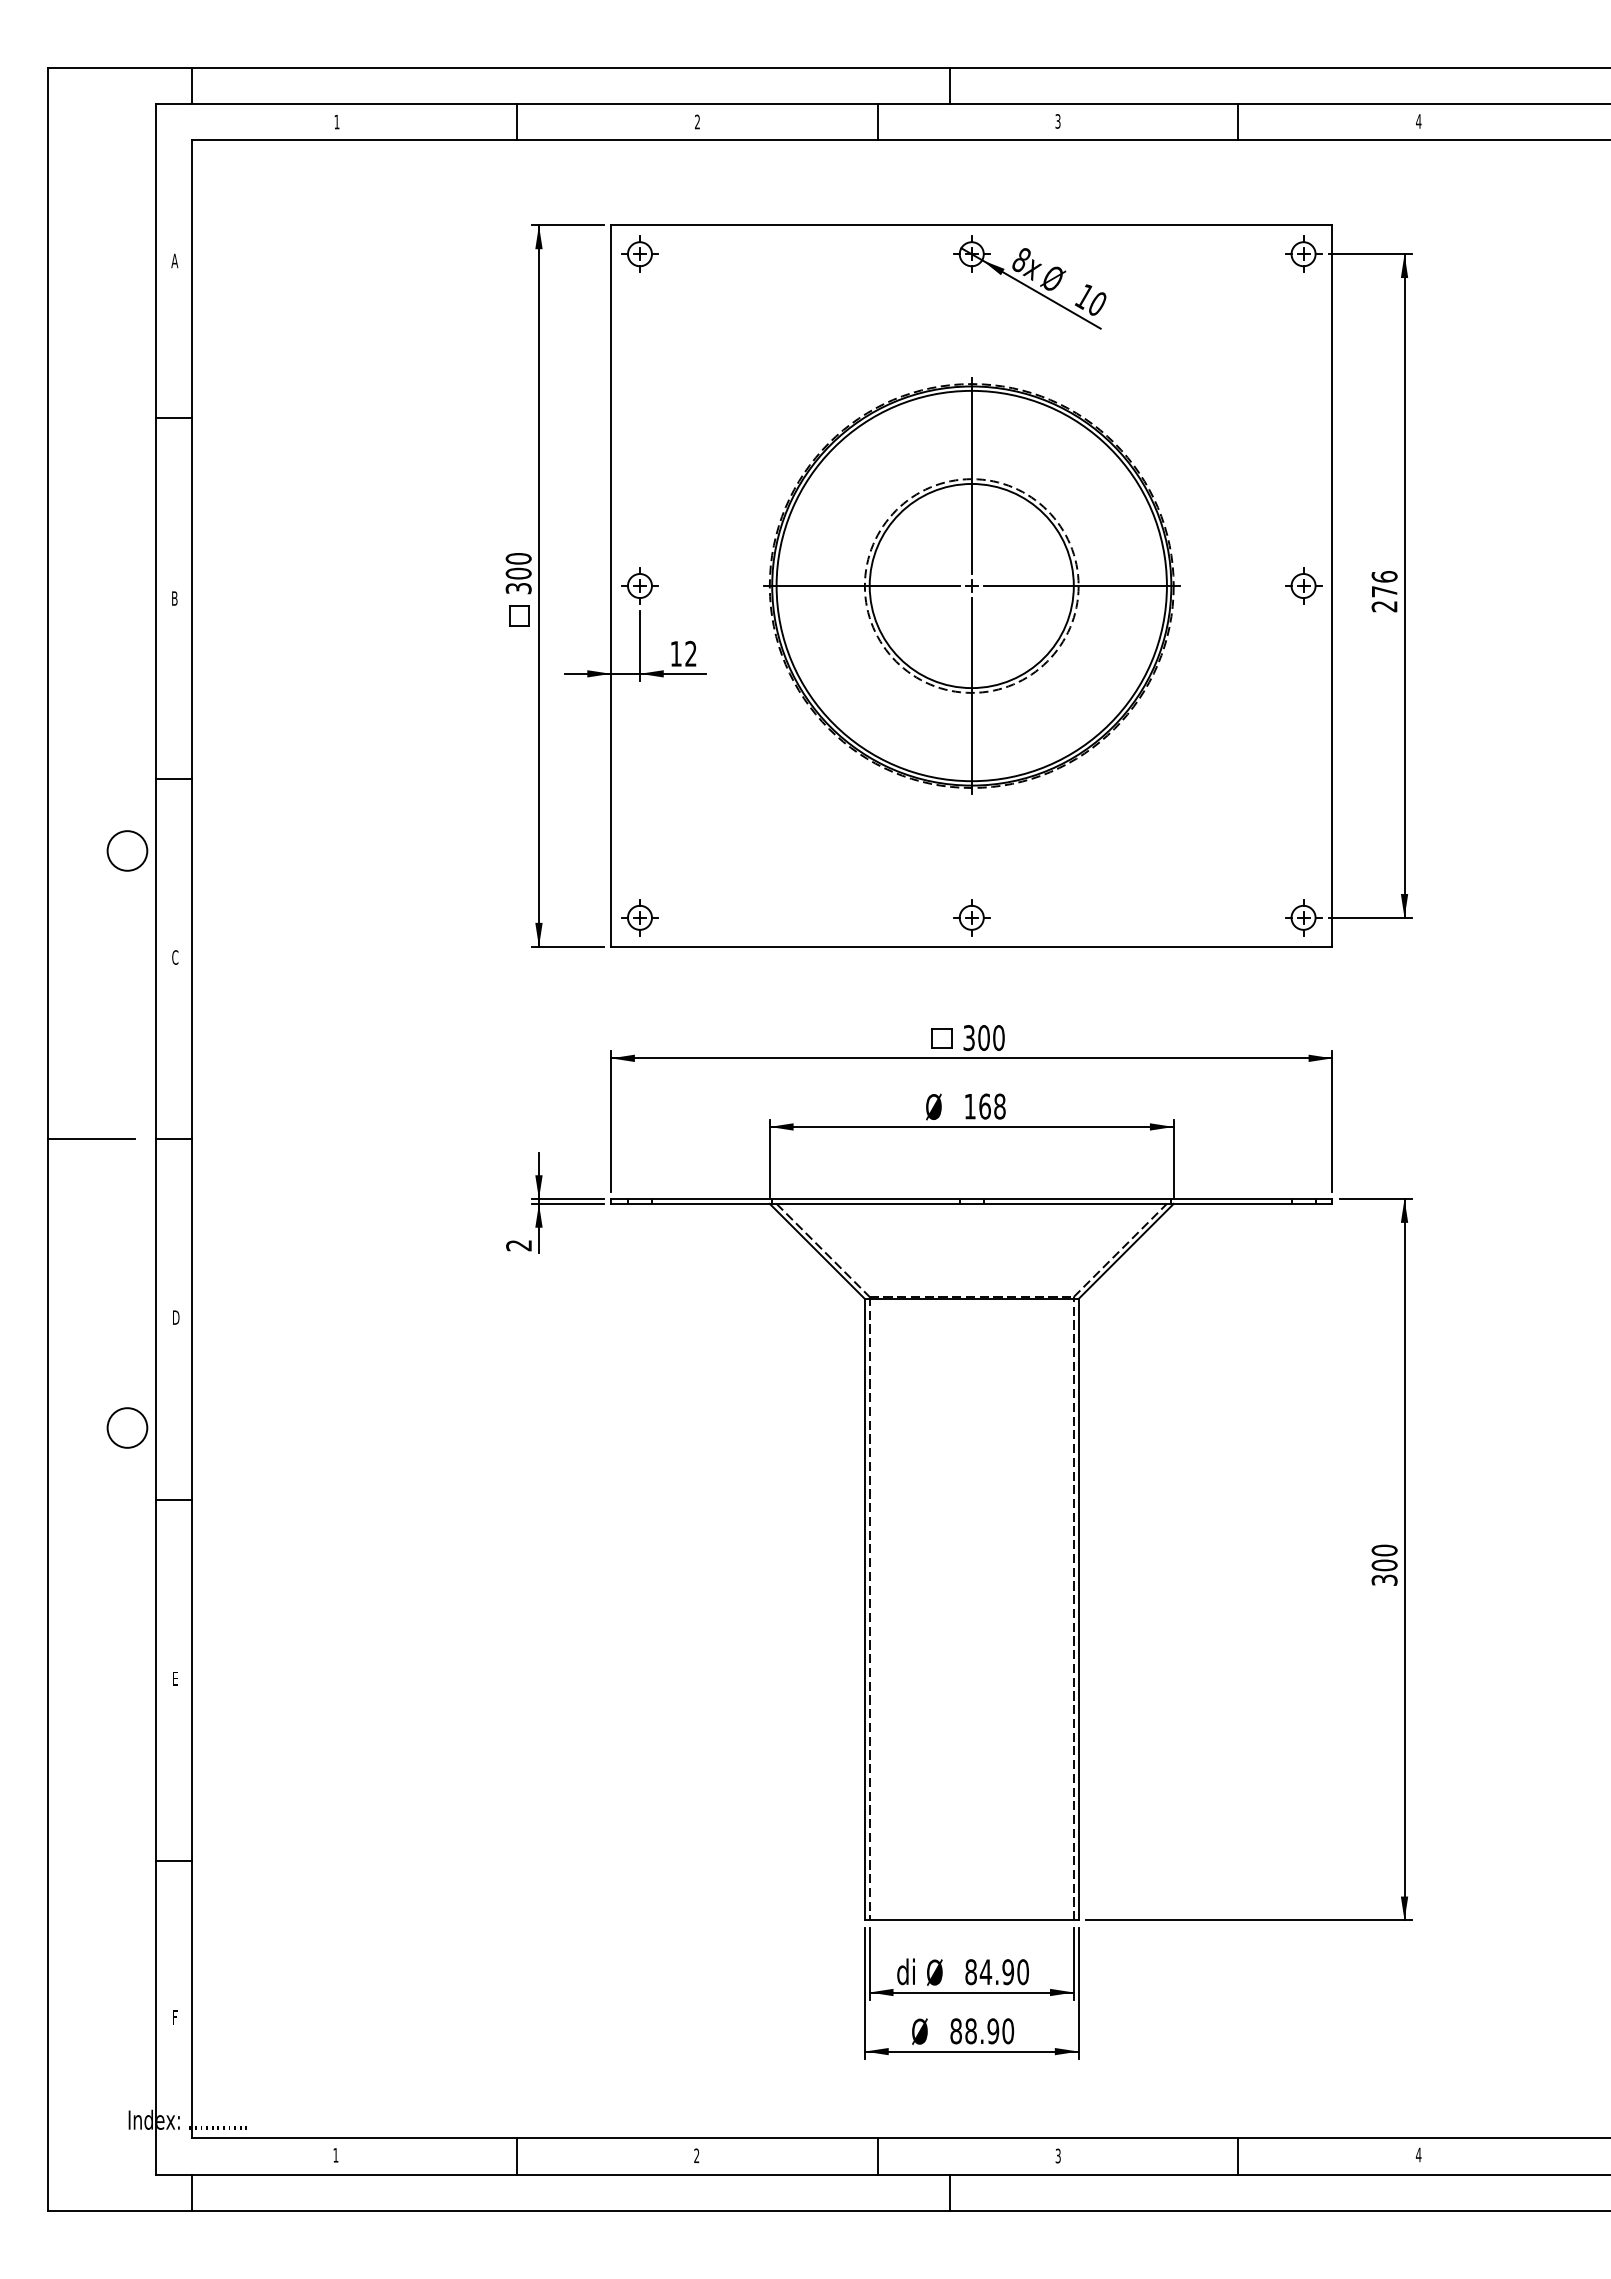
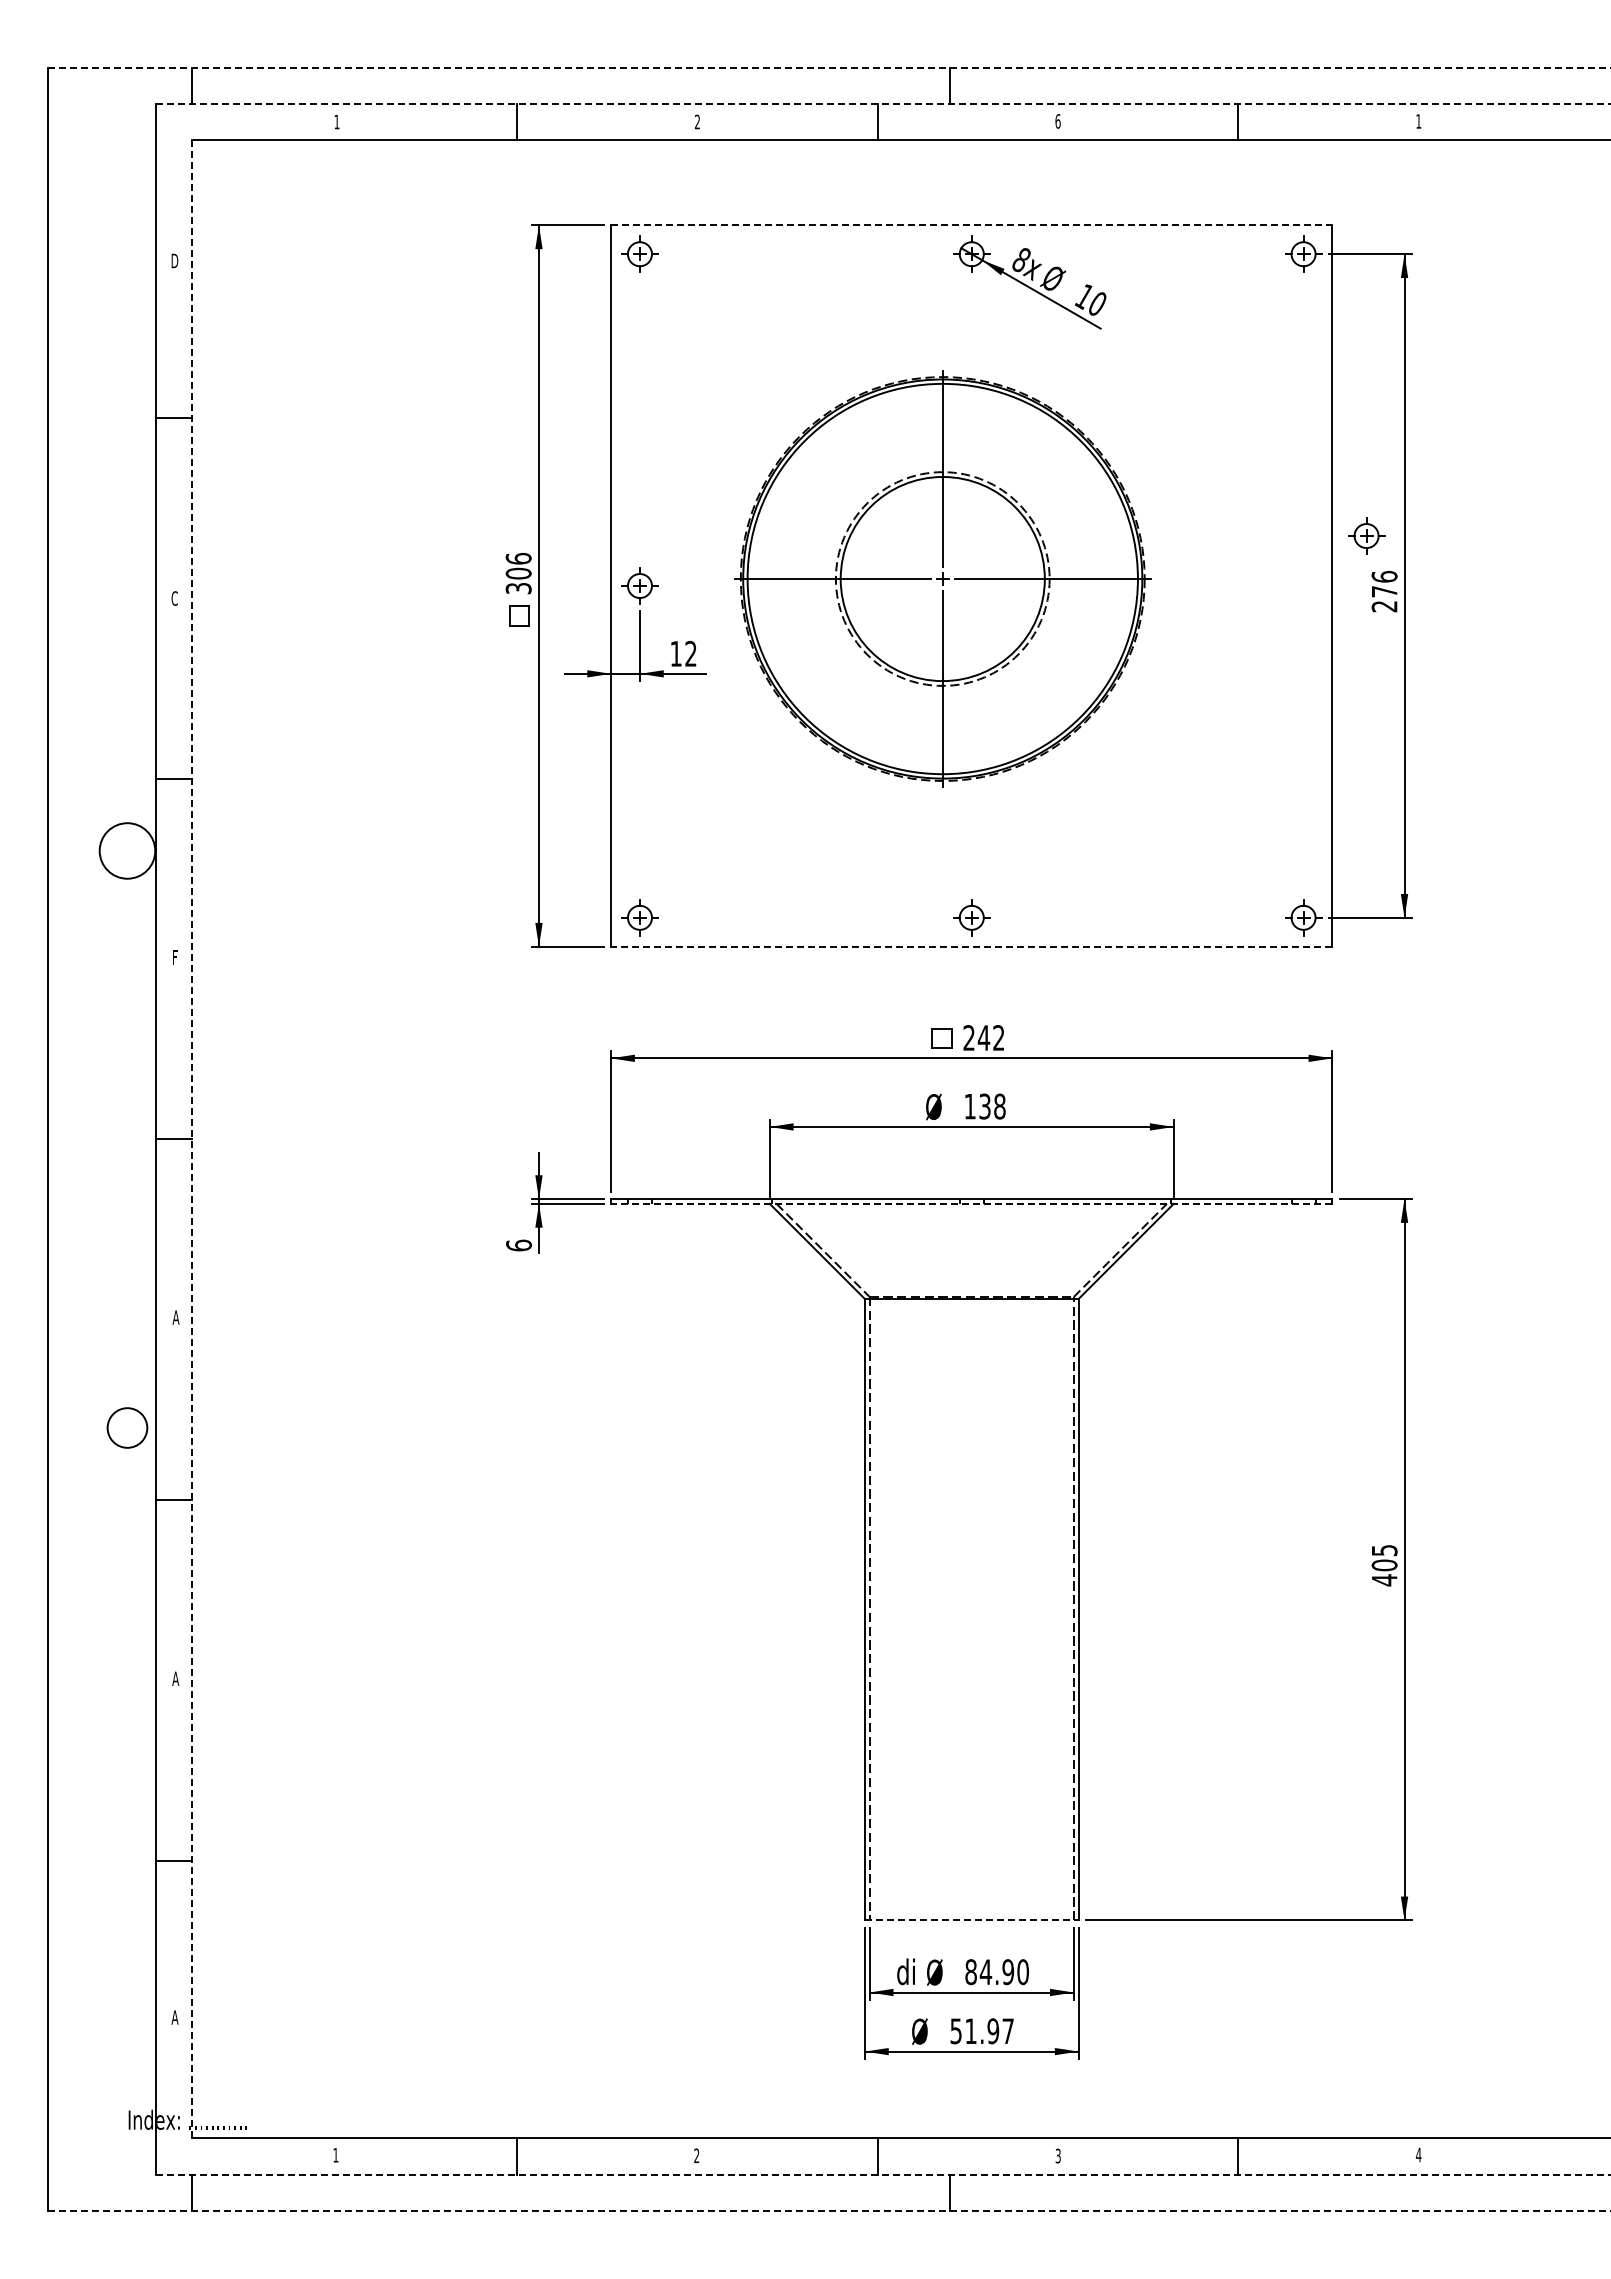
line: solid -> dashed (829, 68)
line: solid -> dashed (884, 104)
text: 3 -> 6 (1057, 121)
text: 4 -> 1 (1418, 121)
line: solid -> dashed (971, 225)
text: A -> D (174, 260)
text: 300 -> 306 (518, 558)
part position: (971, 585) -> (942, 578) (942, 578)
part position: (1303, 585) -> (1366, 535) (1366, 535)
text: B -> C (174, 598)
circle diameter: 40 px -> 56 px (127, 850)
line: solid -> dashed (971, 946)
text: C -> F (175, 957)
text: 300 -> 242 (983, 1037)
text: 168 -> 138 (984, 1106)
line: present -> none (91, 1139)
line: solid -> dashed (192, 1139)
line: solid -> dashed (971, 1203)
text: 2 -> 6 (519, 1245)
text: D -> A (175, 1317)
text: 300 -> 405 (1384, 1565)
text: E -> A (175, 1678)
line: solid -> dashed (971, 1920)
text: F -> A (174, 2017)
text: 88.90 -> 51.97 (982, 2031)
line: solid -> dashed (884, 2174)
line: solid -> dashed (829, 2210)
